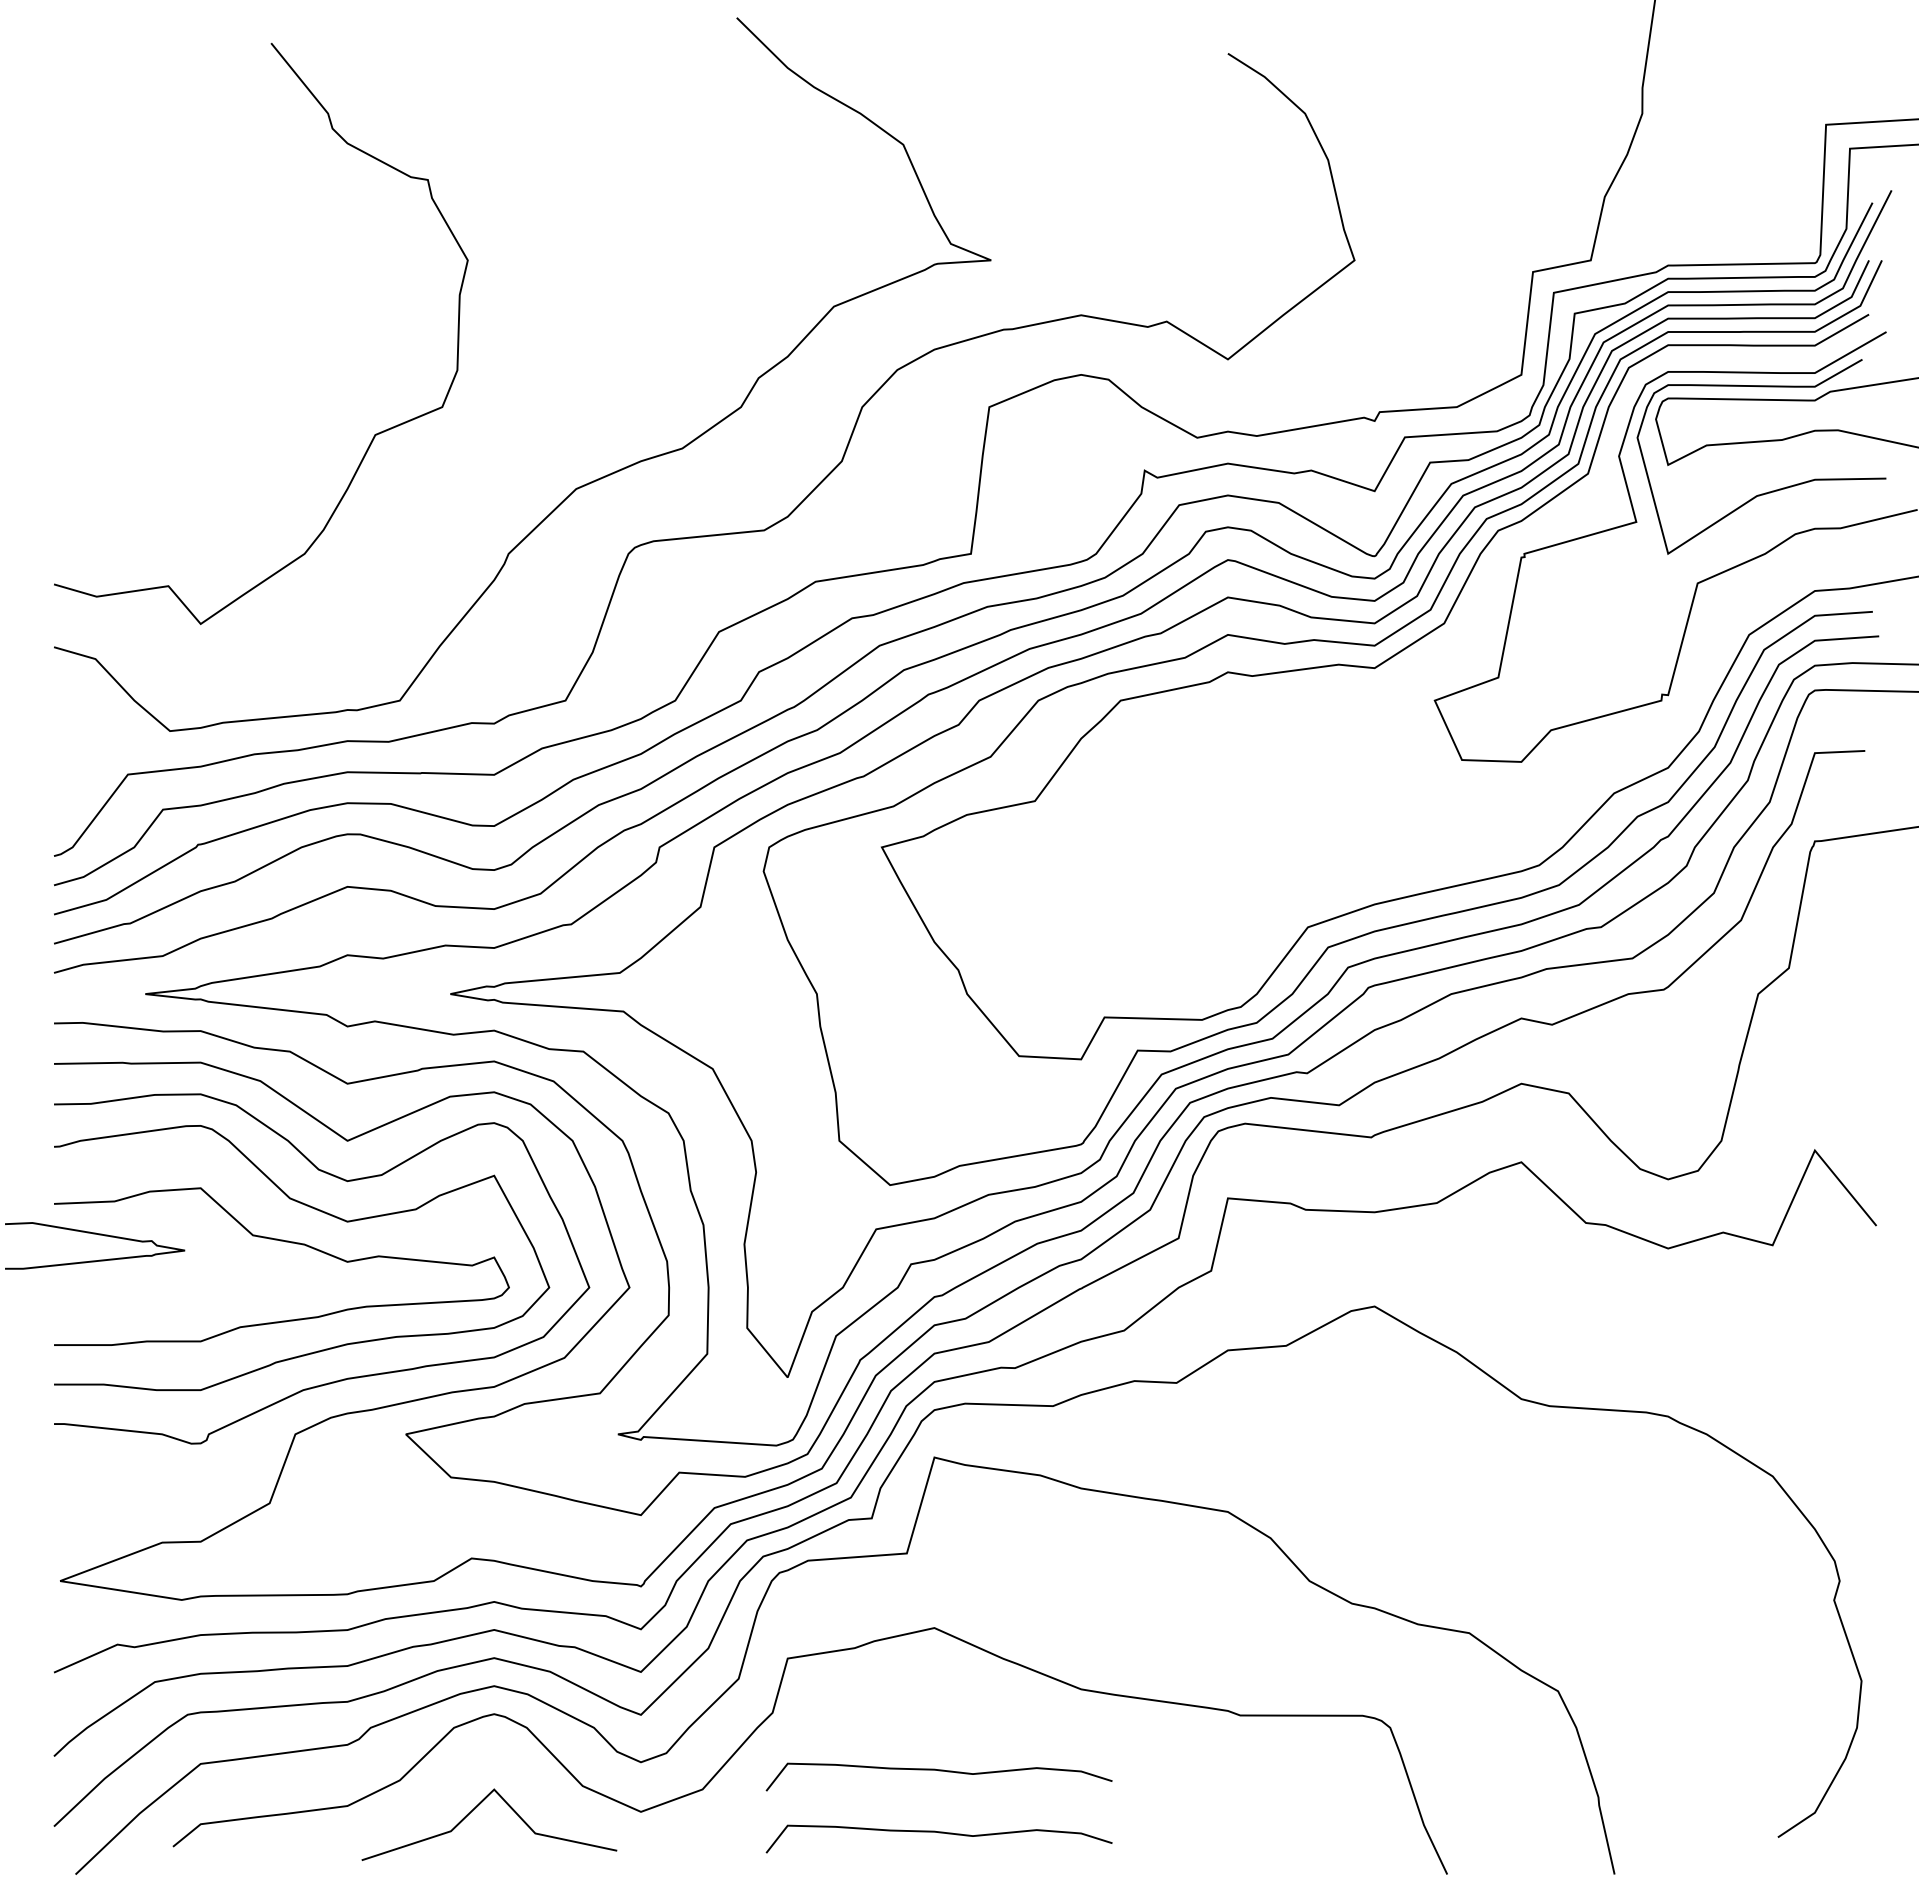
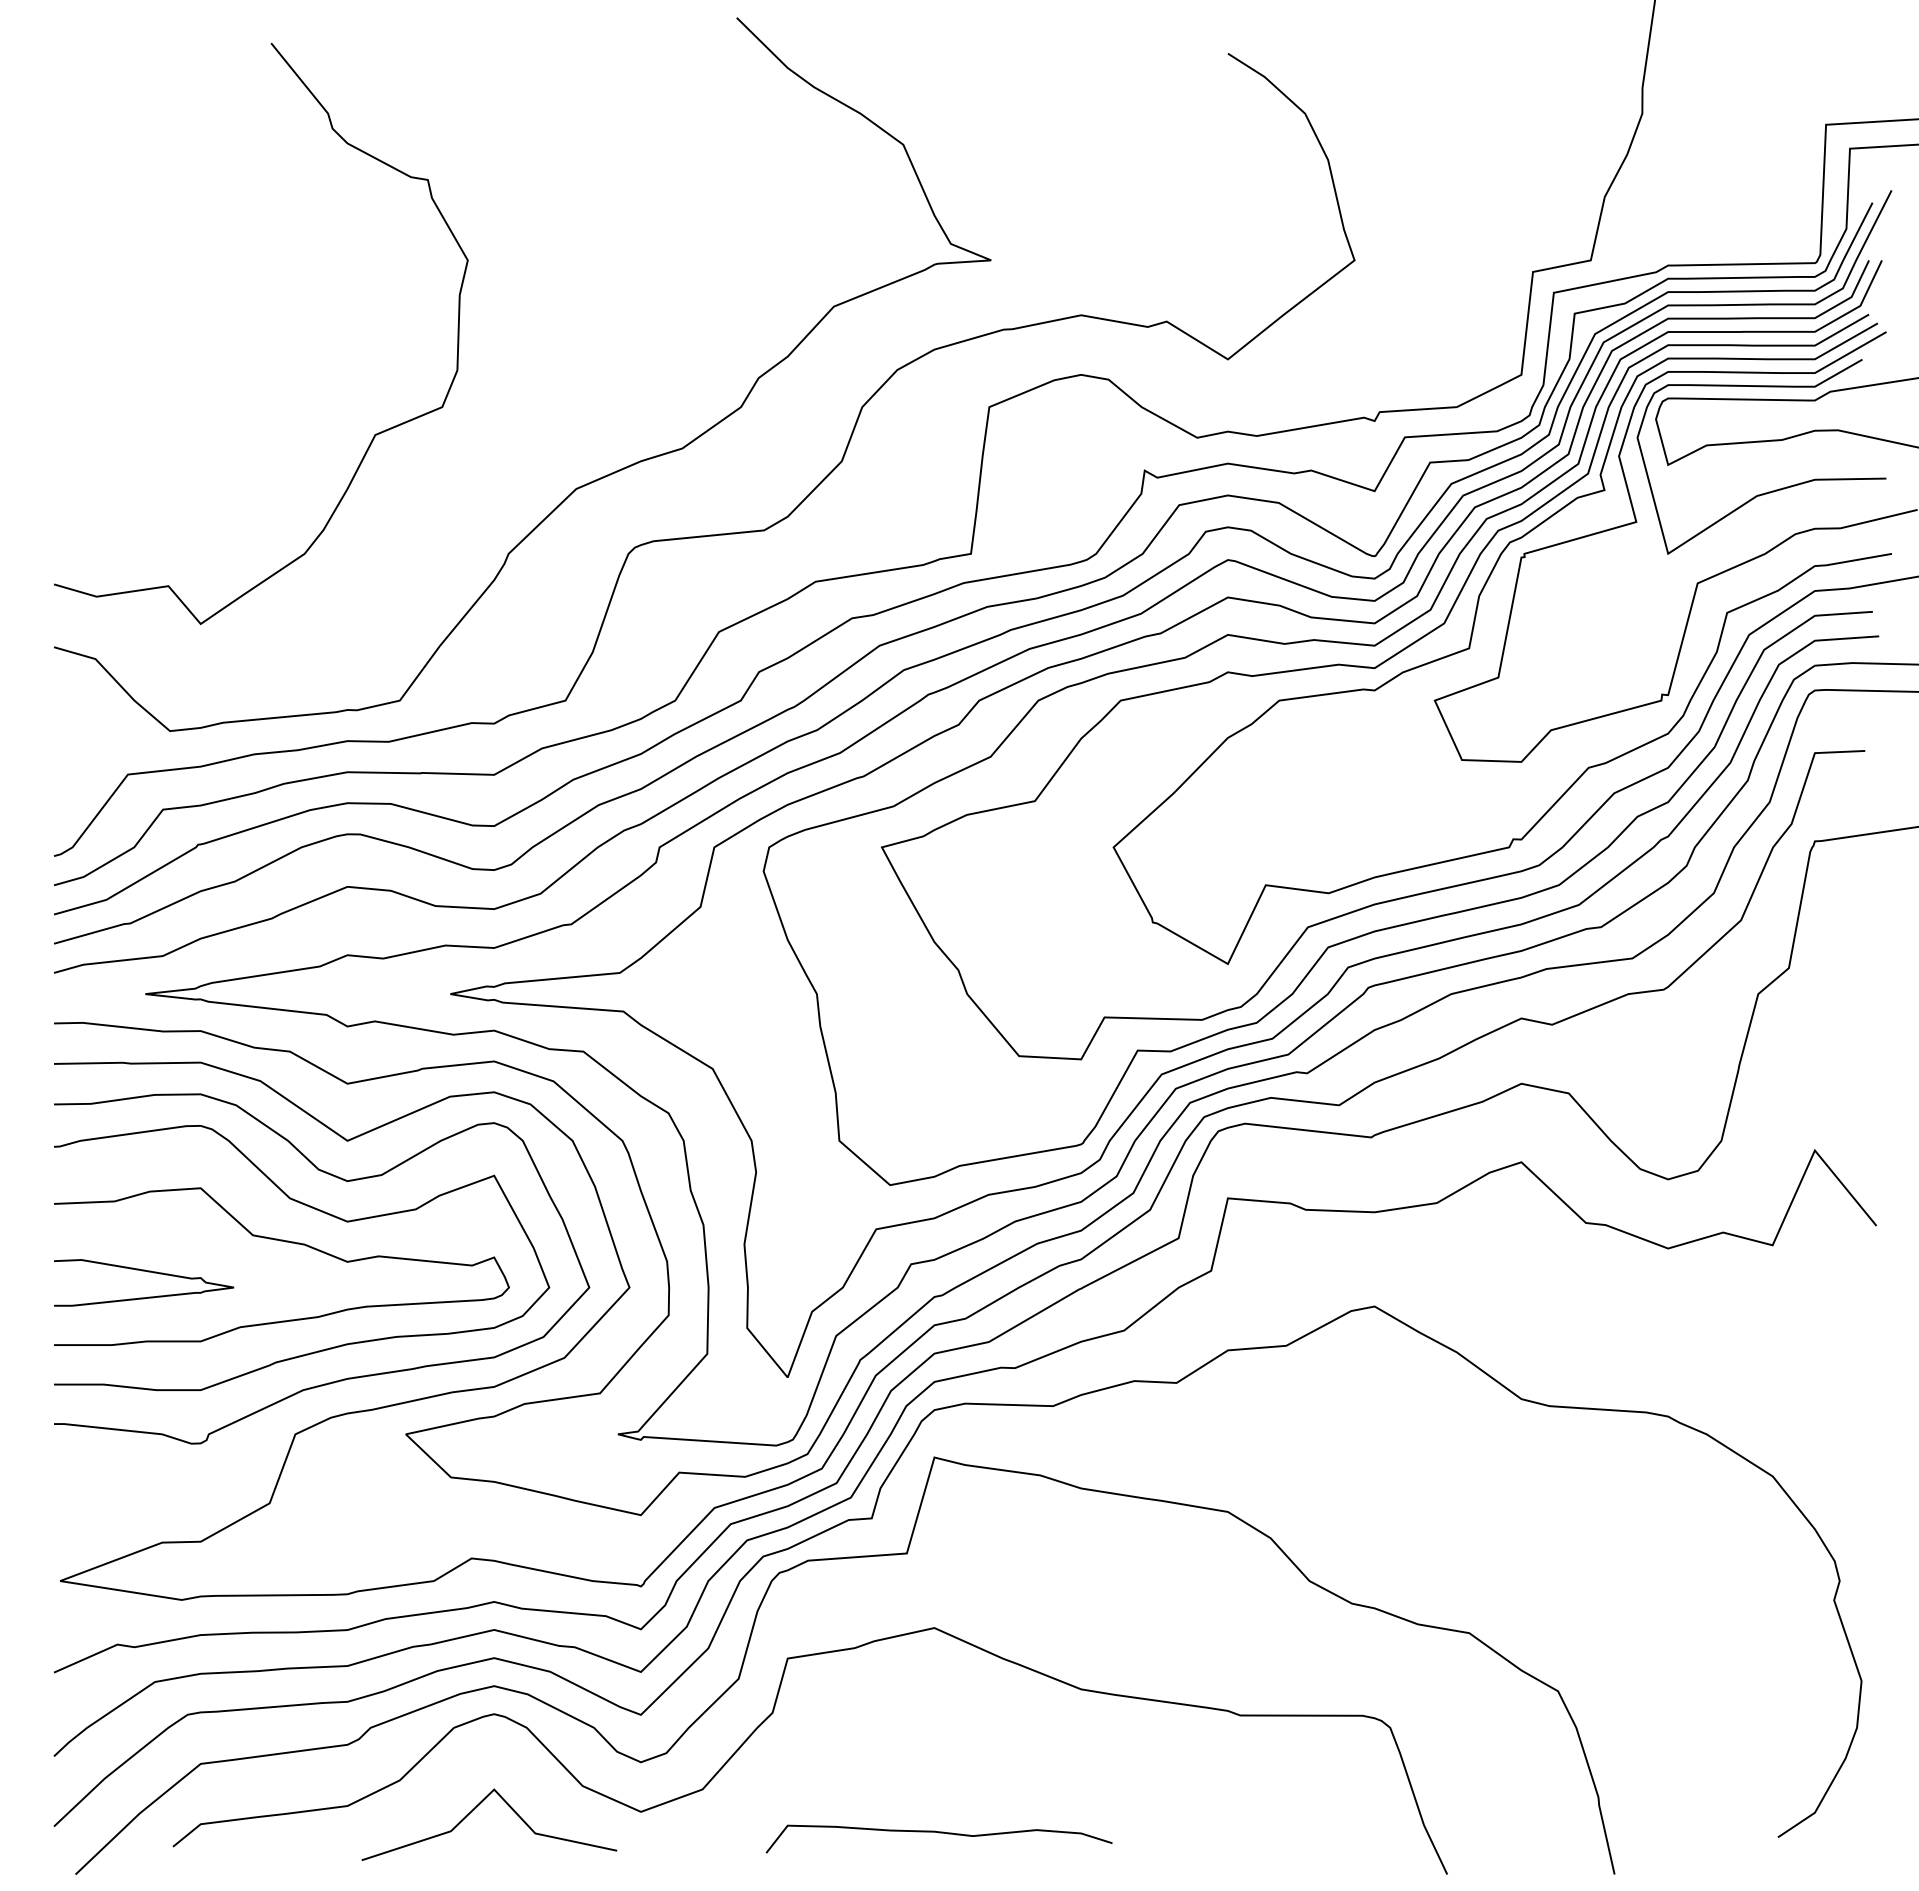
curve: none -> present (1472, 637)
curve position: (98, 1235) -> (147, 1272) (147, 1272)
curve: present -> none (938, 1771)
